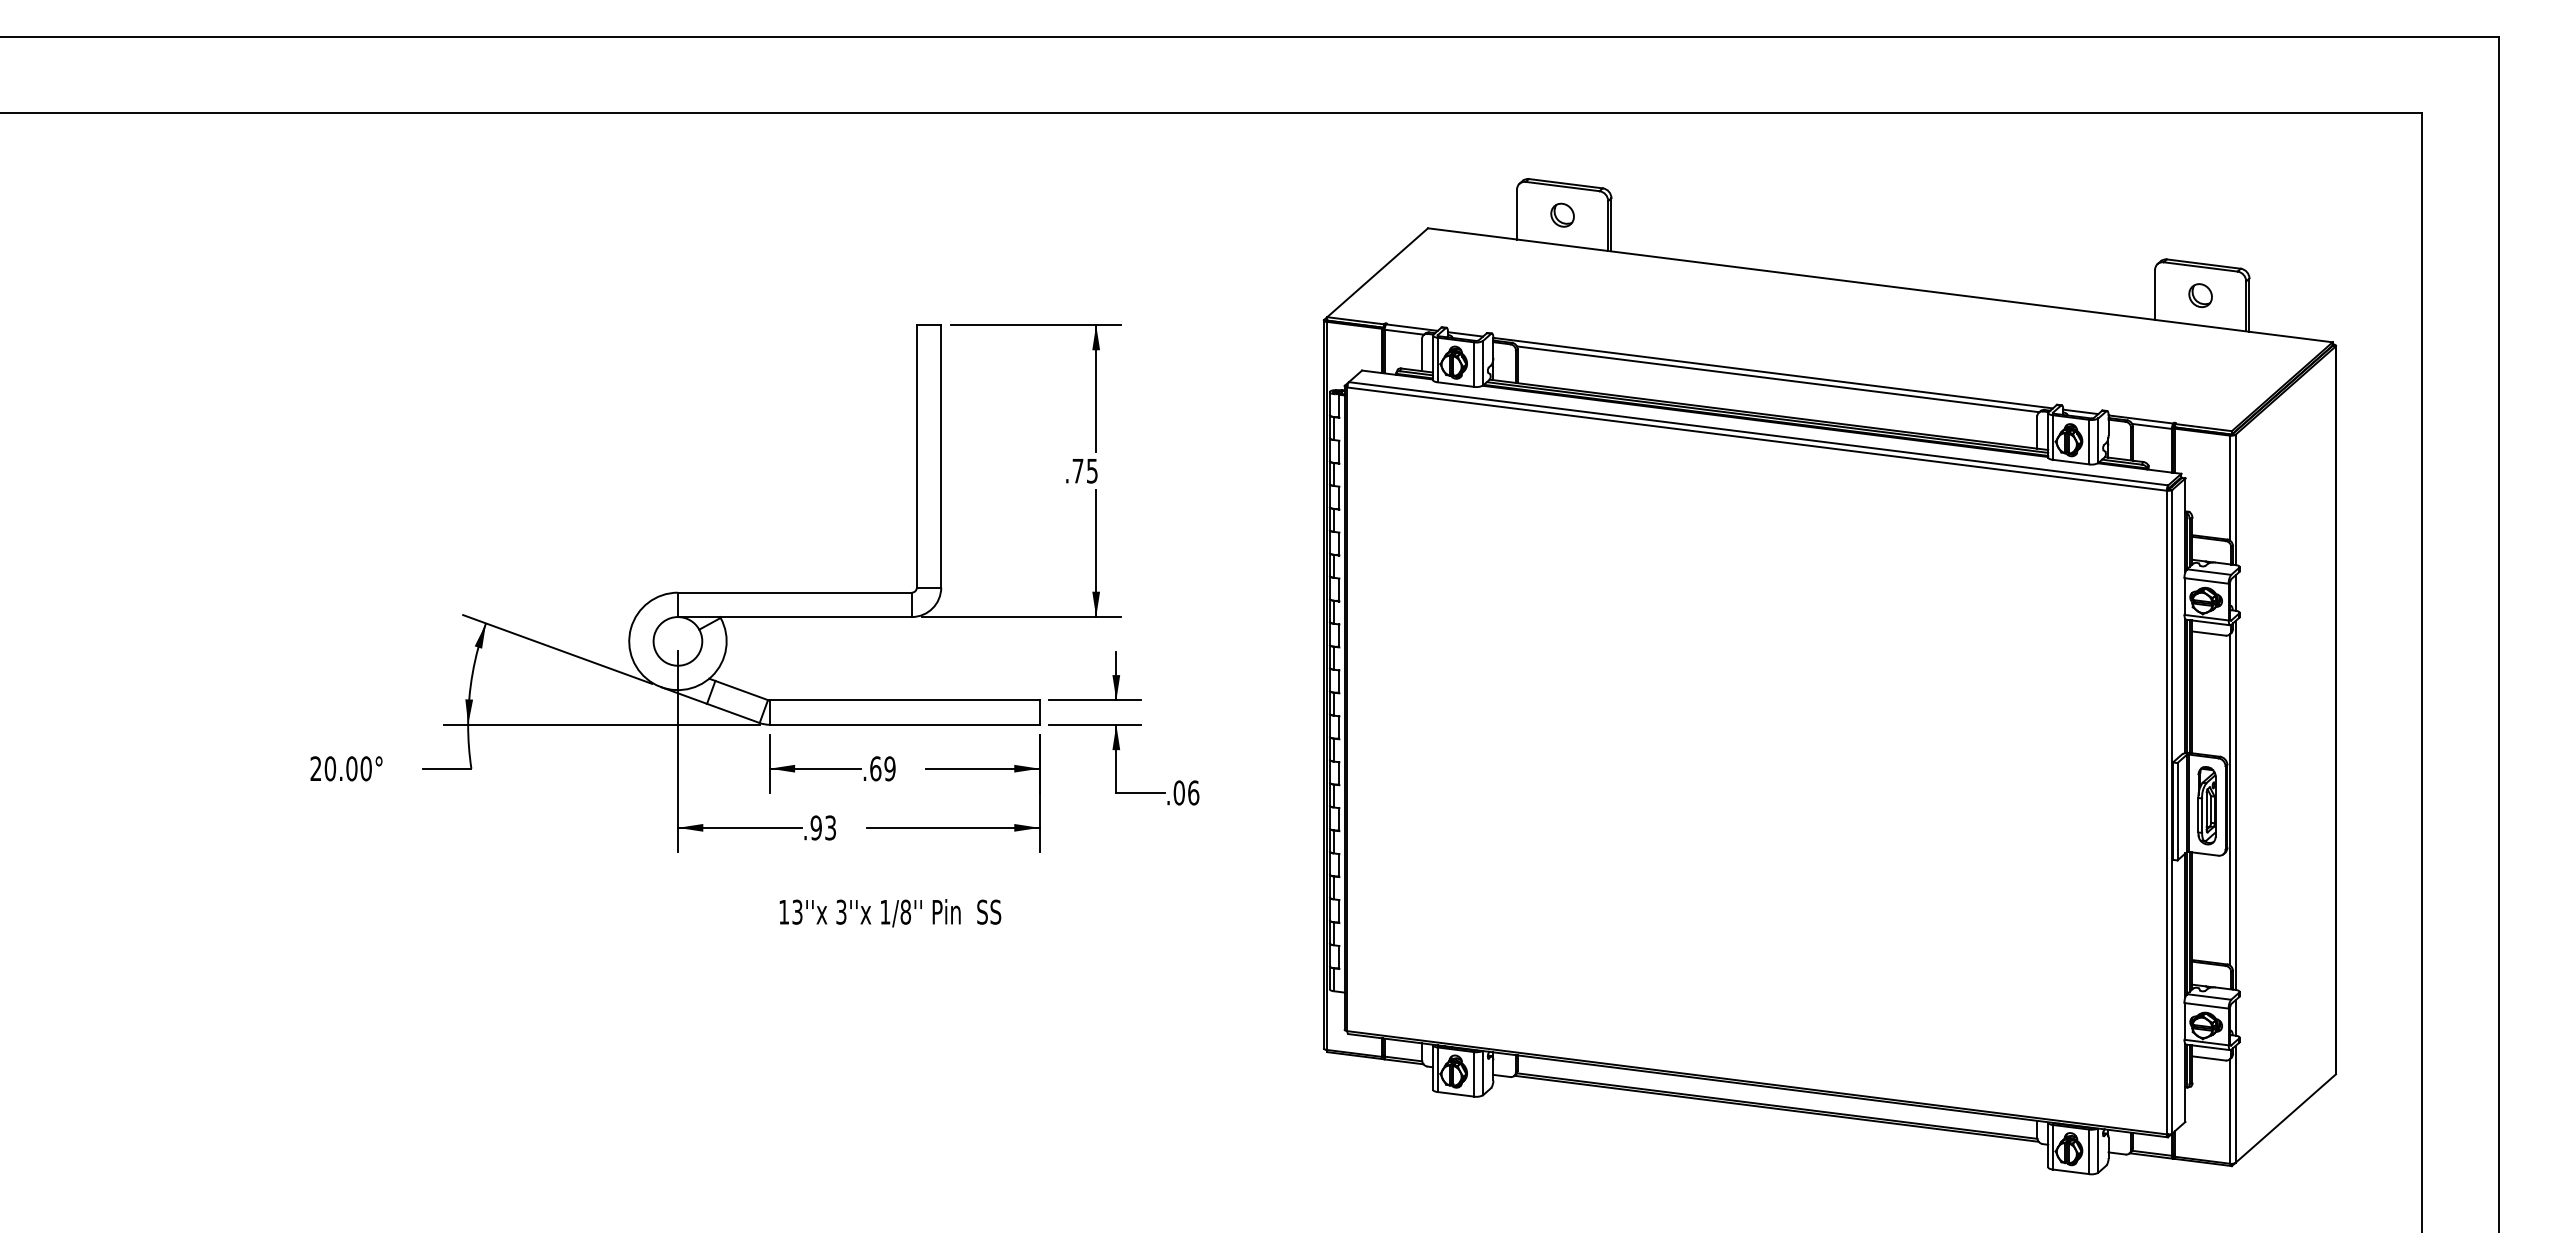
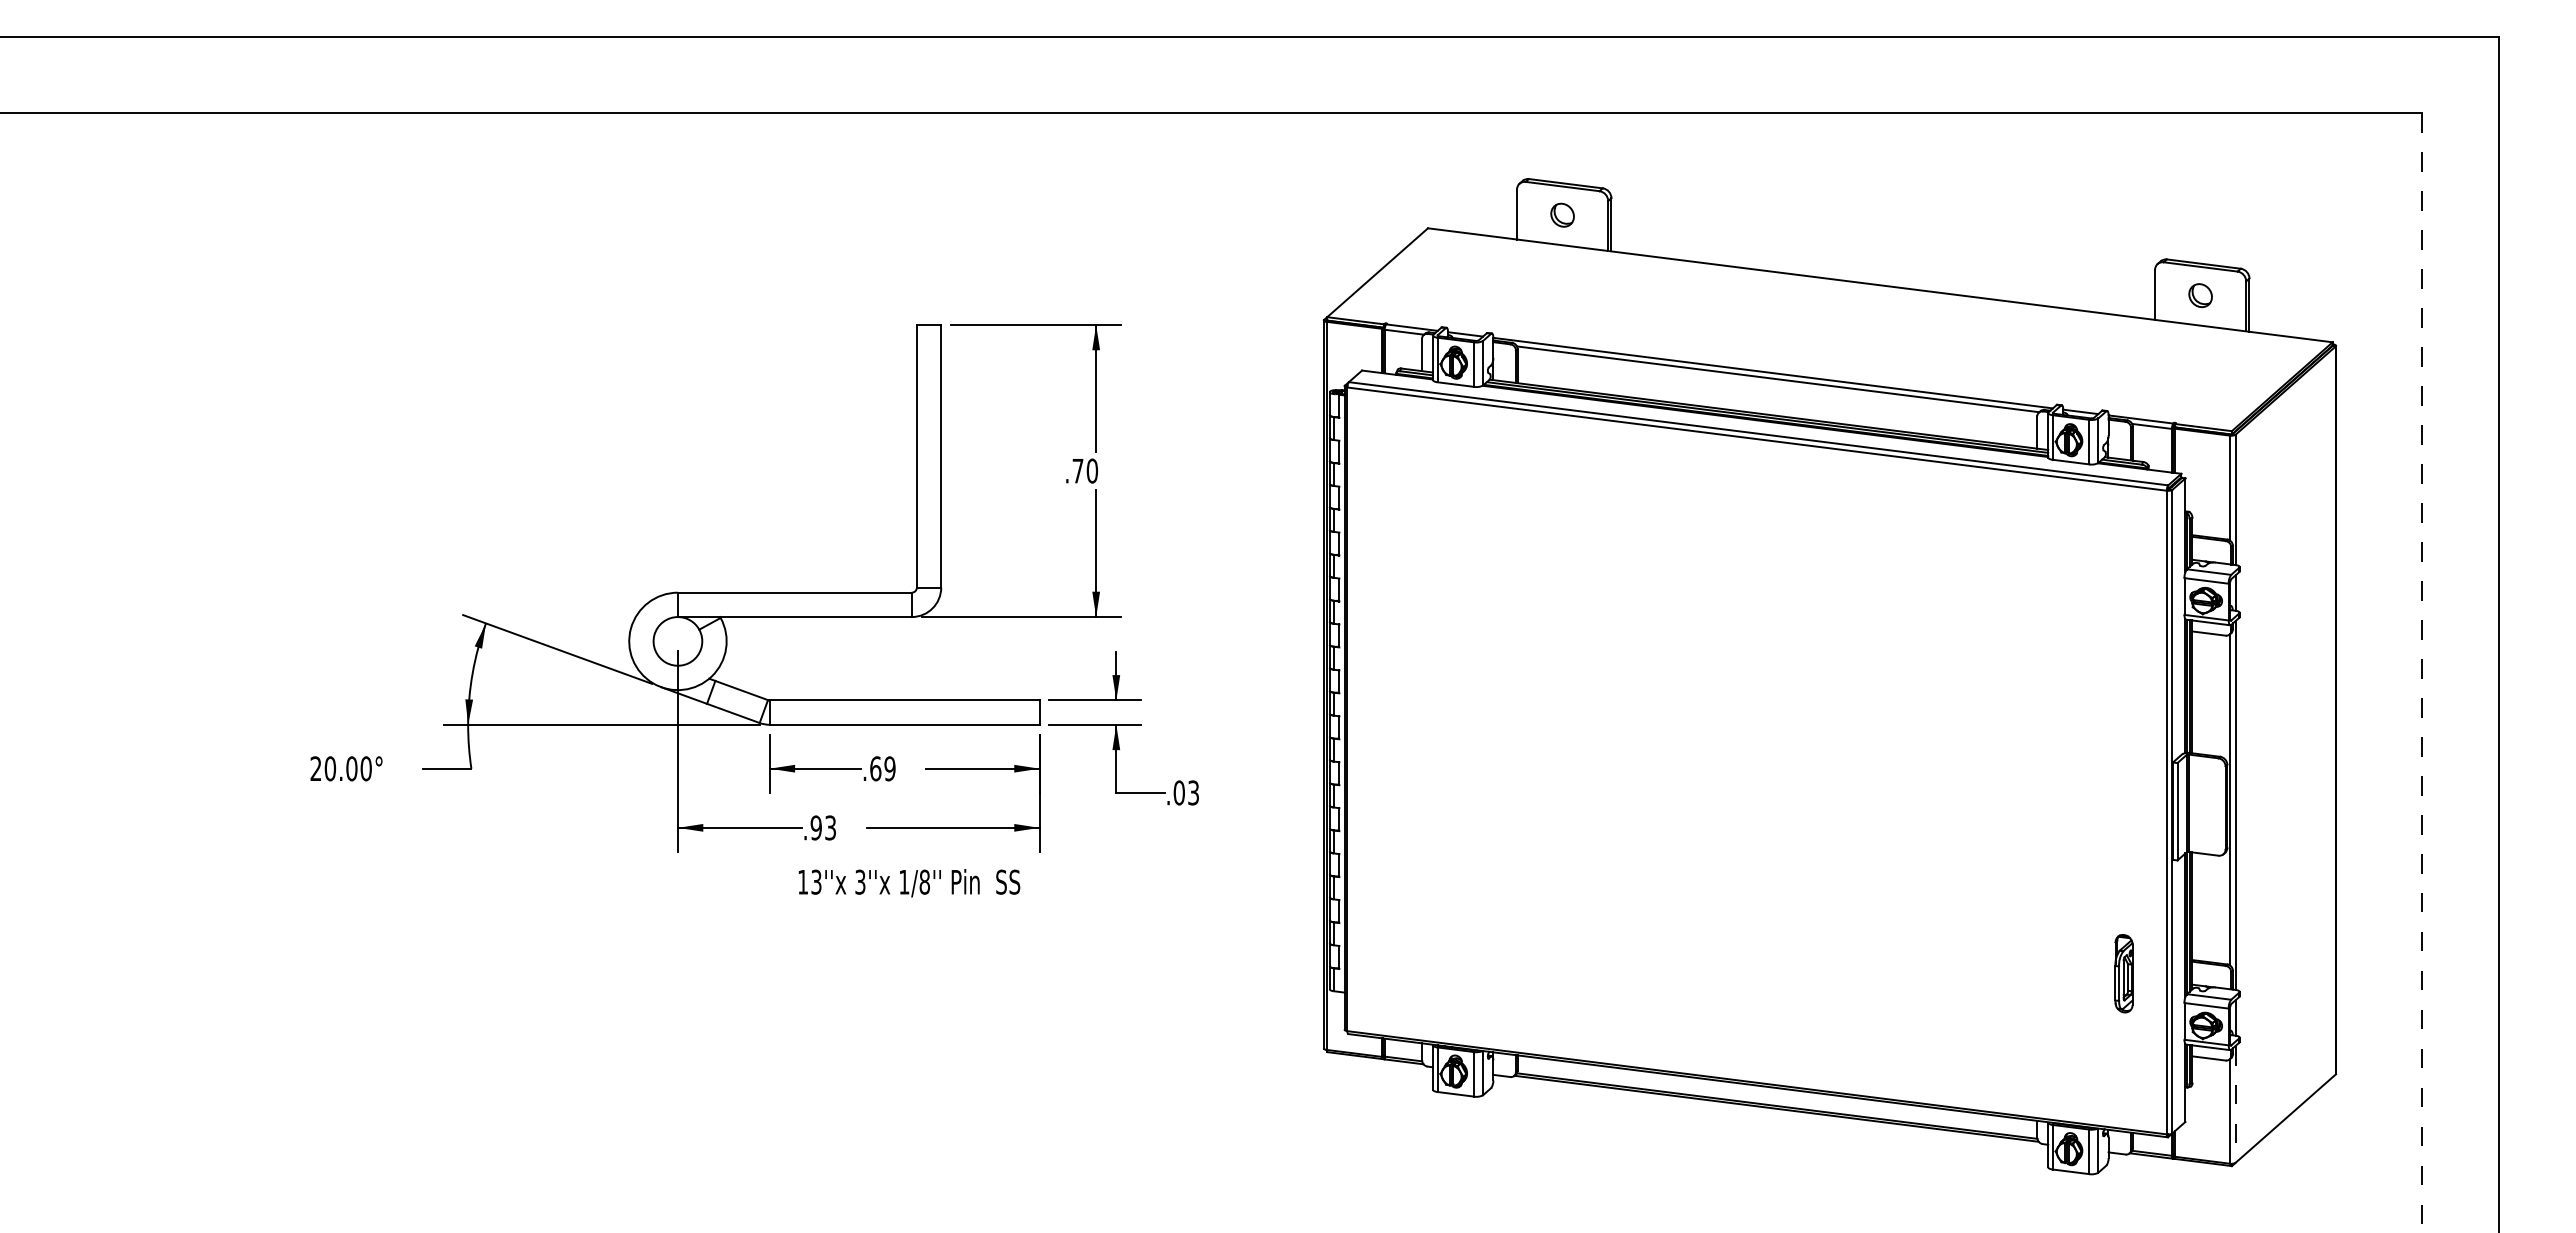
text: .75 -> .70 (1092, 470)
line: solid -> dashed (2421, 673)
text: .06 -> .03 (1193, 792)
part position: (2206, 805) -> (2123, 973) (2123, 973)
text position: (890, 913) -> (909, 883) (909, 883)
line: solid -> dashed (2235, 1104)
